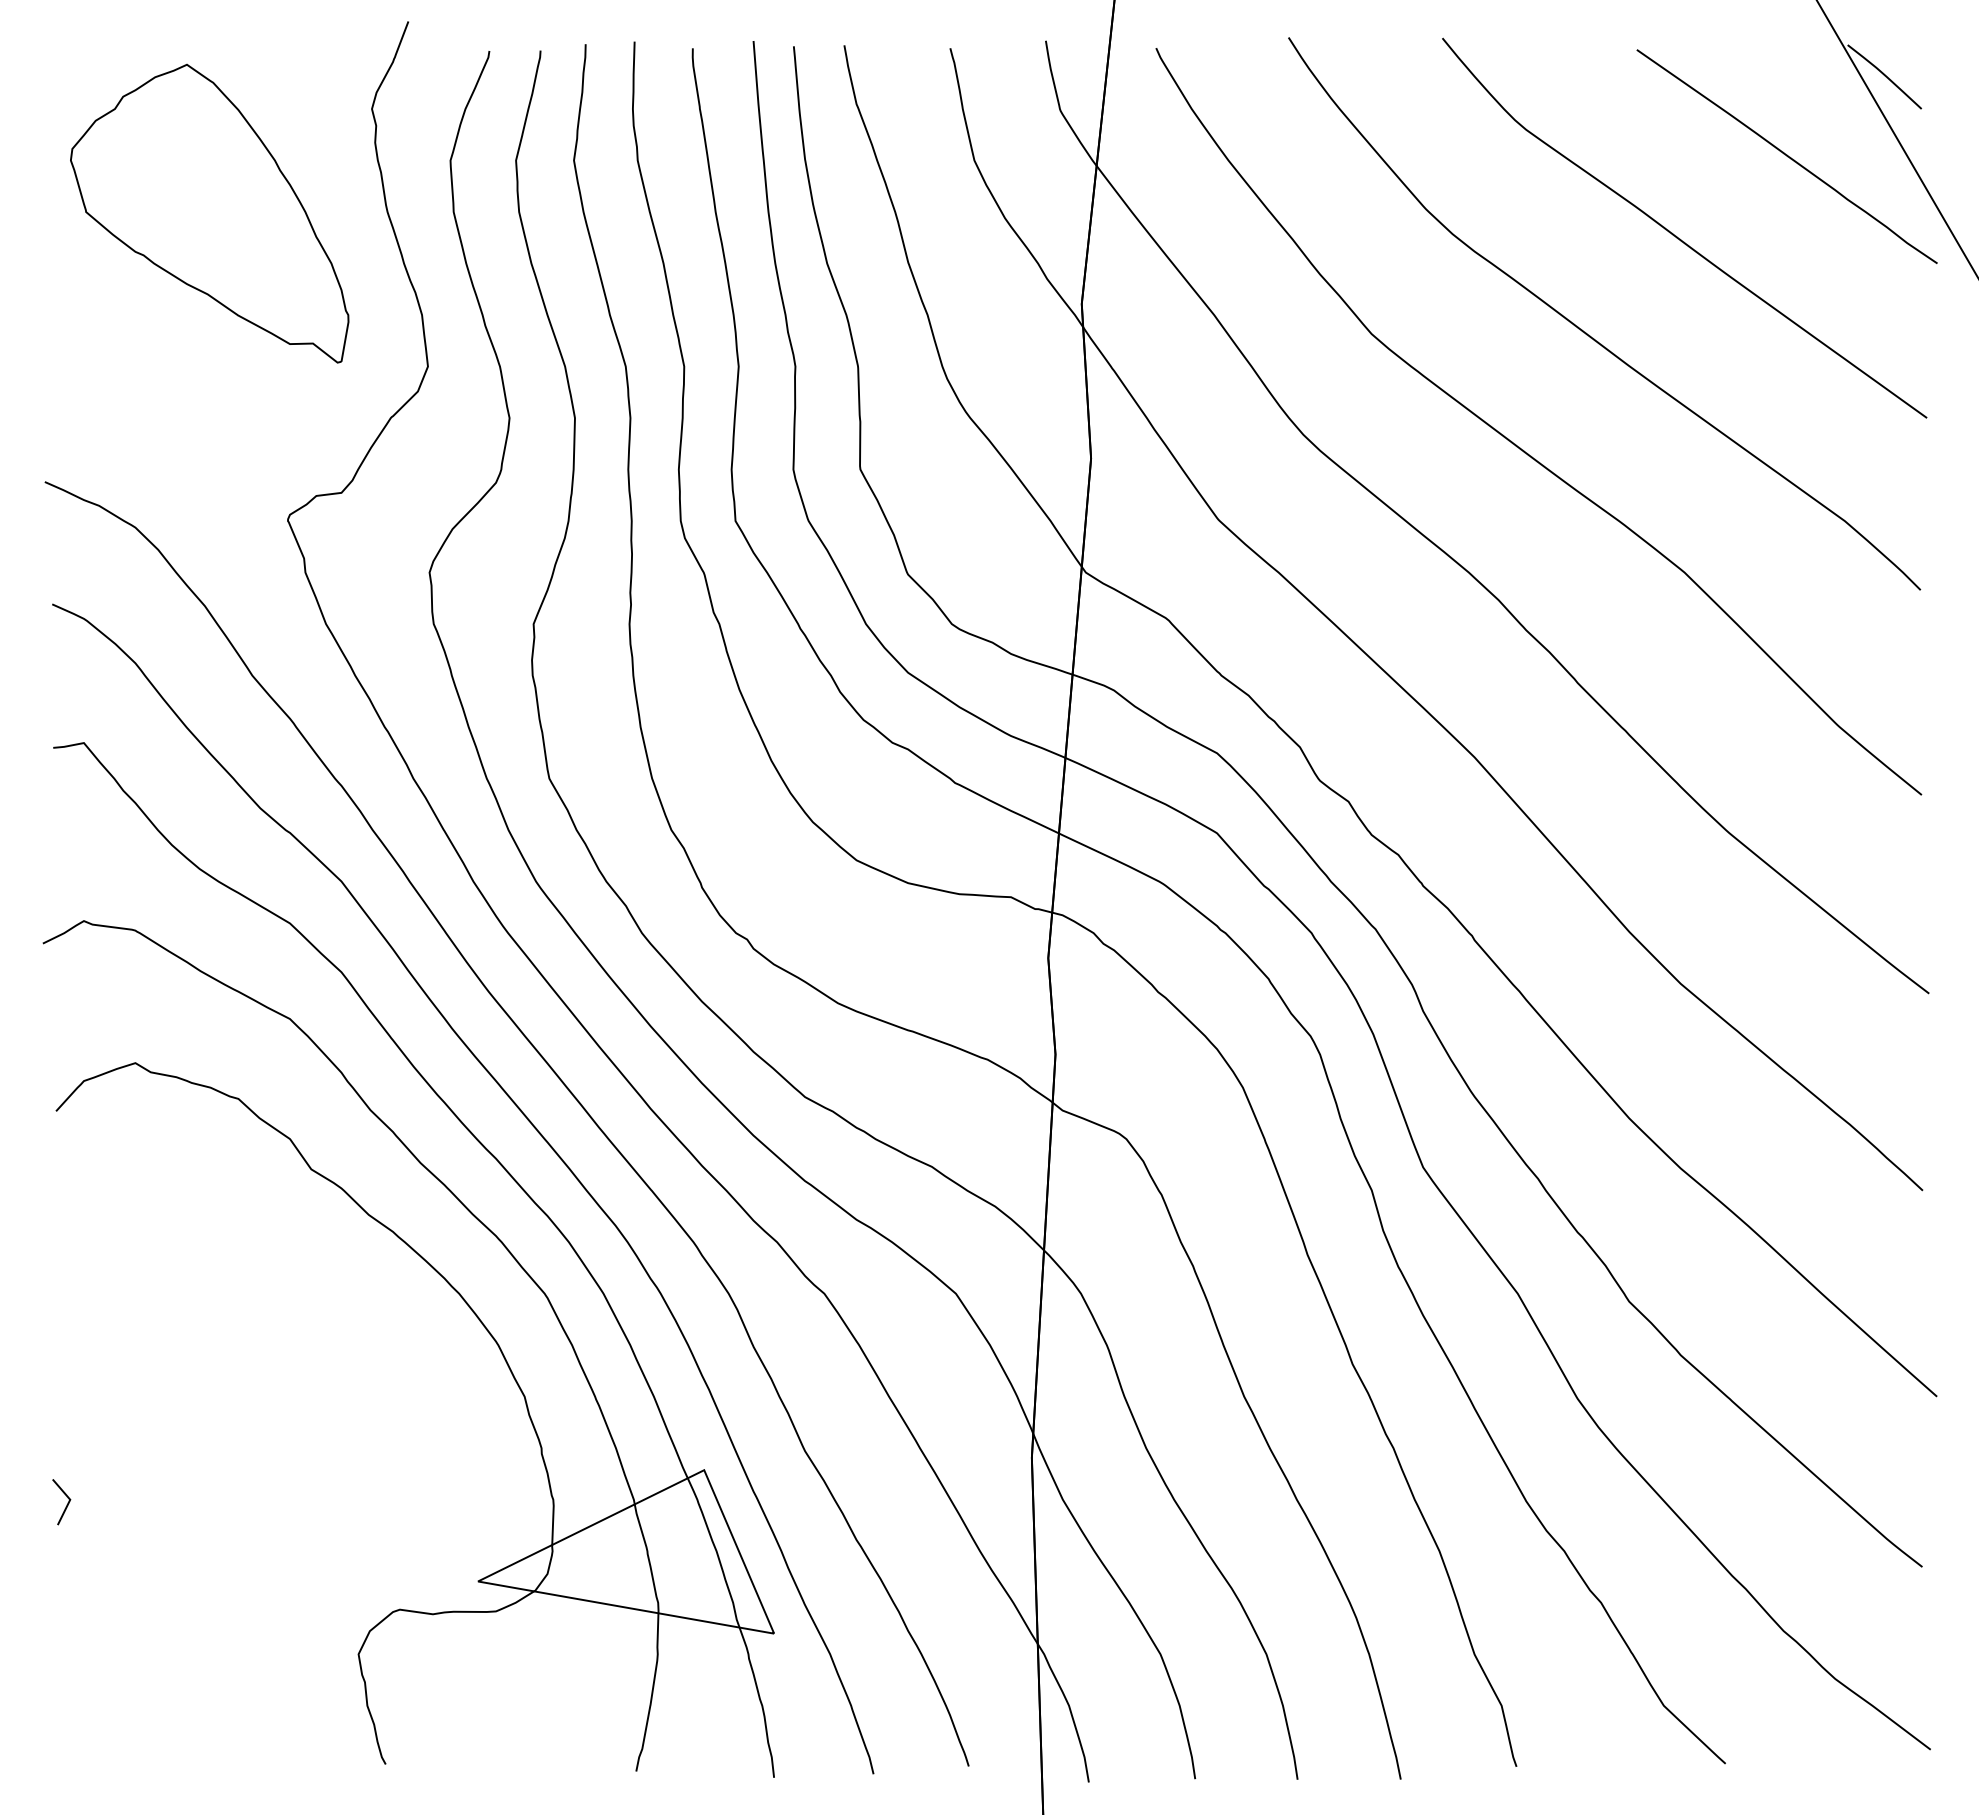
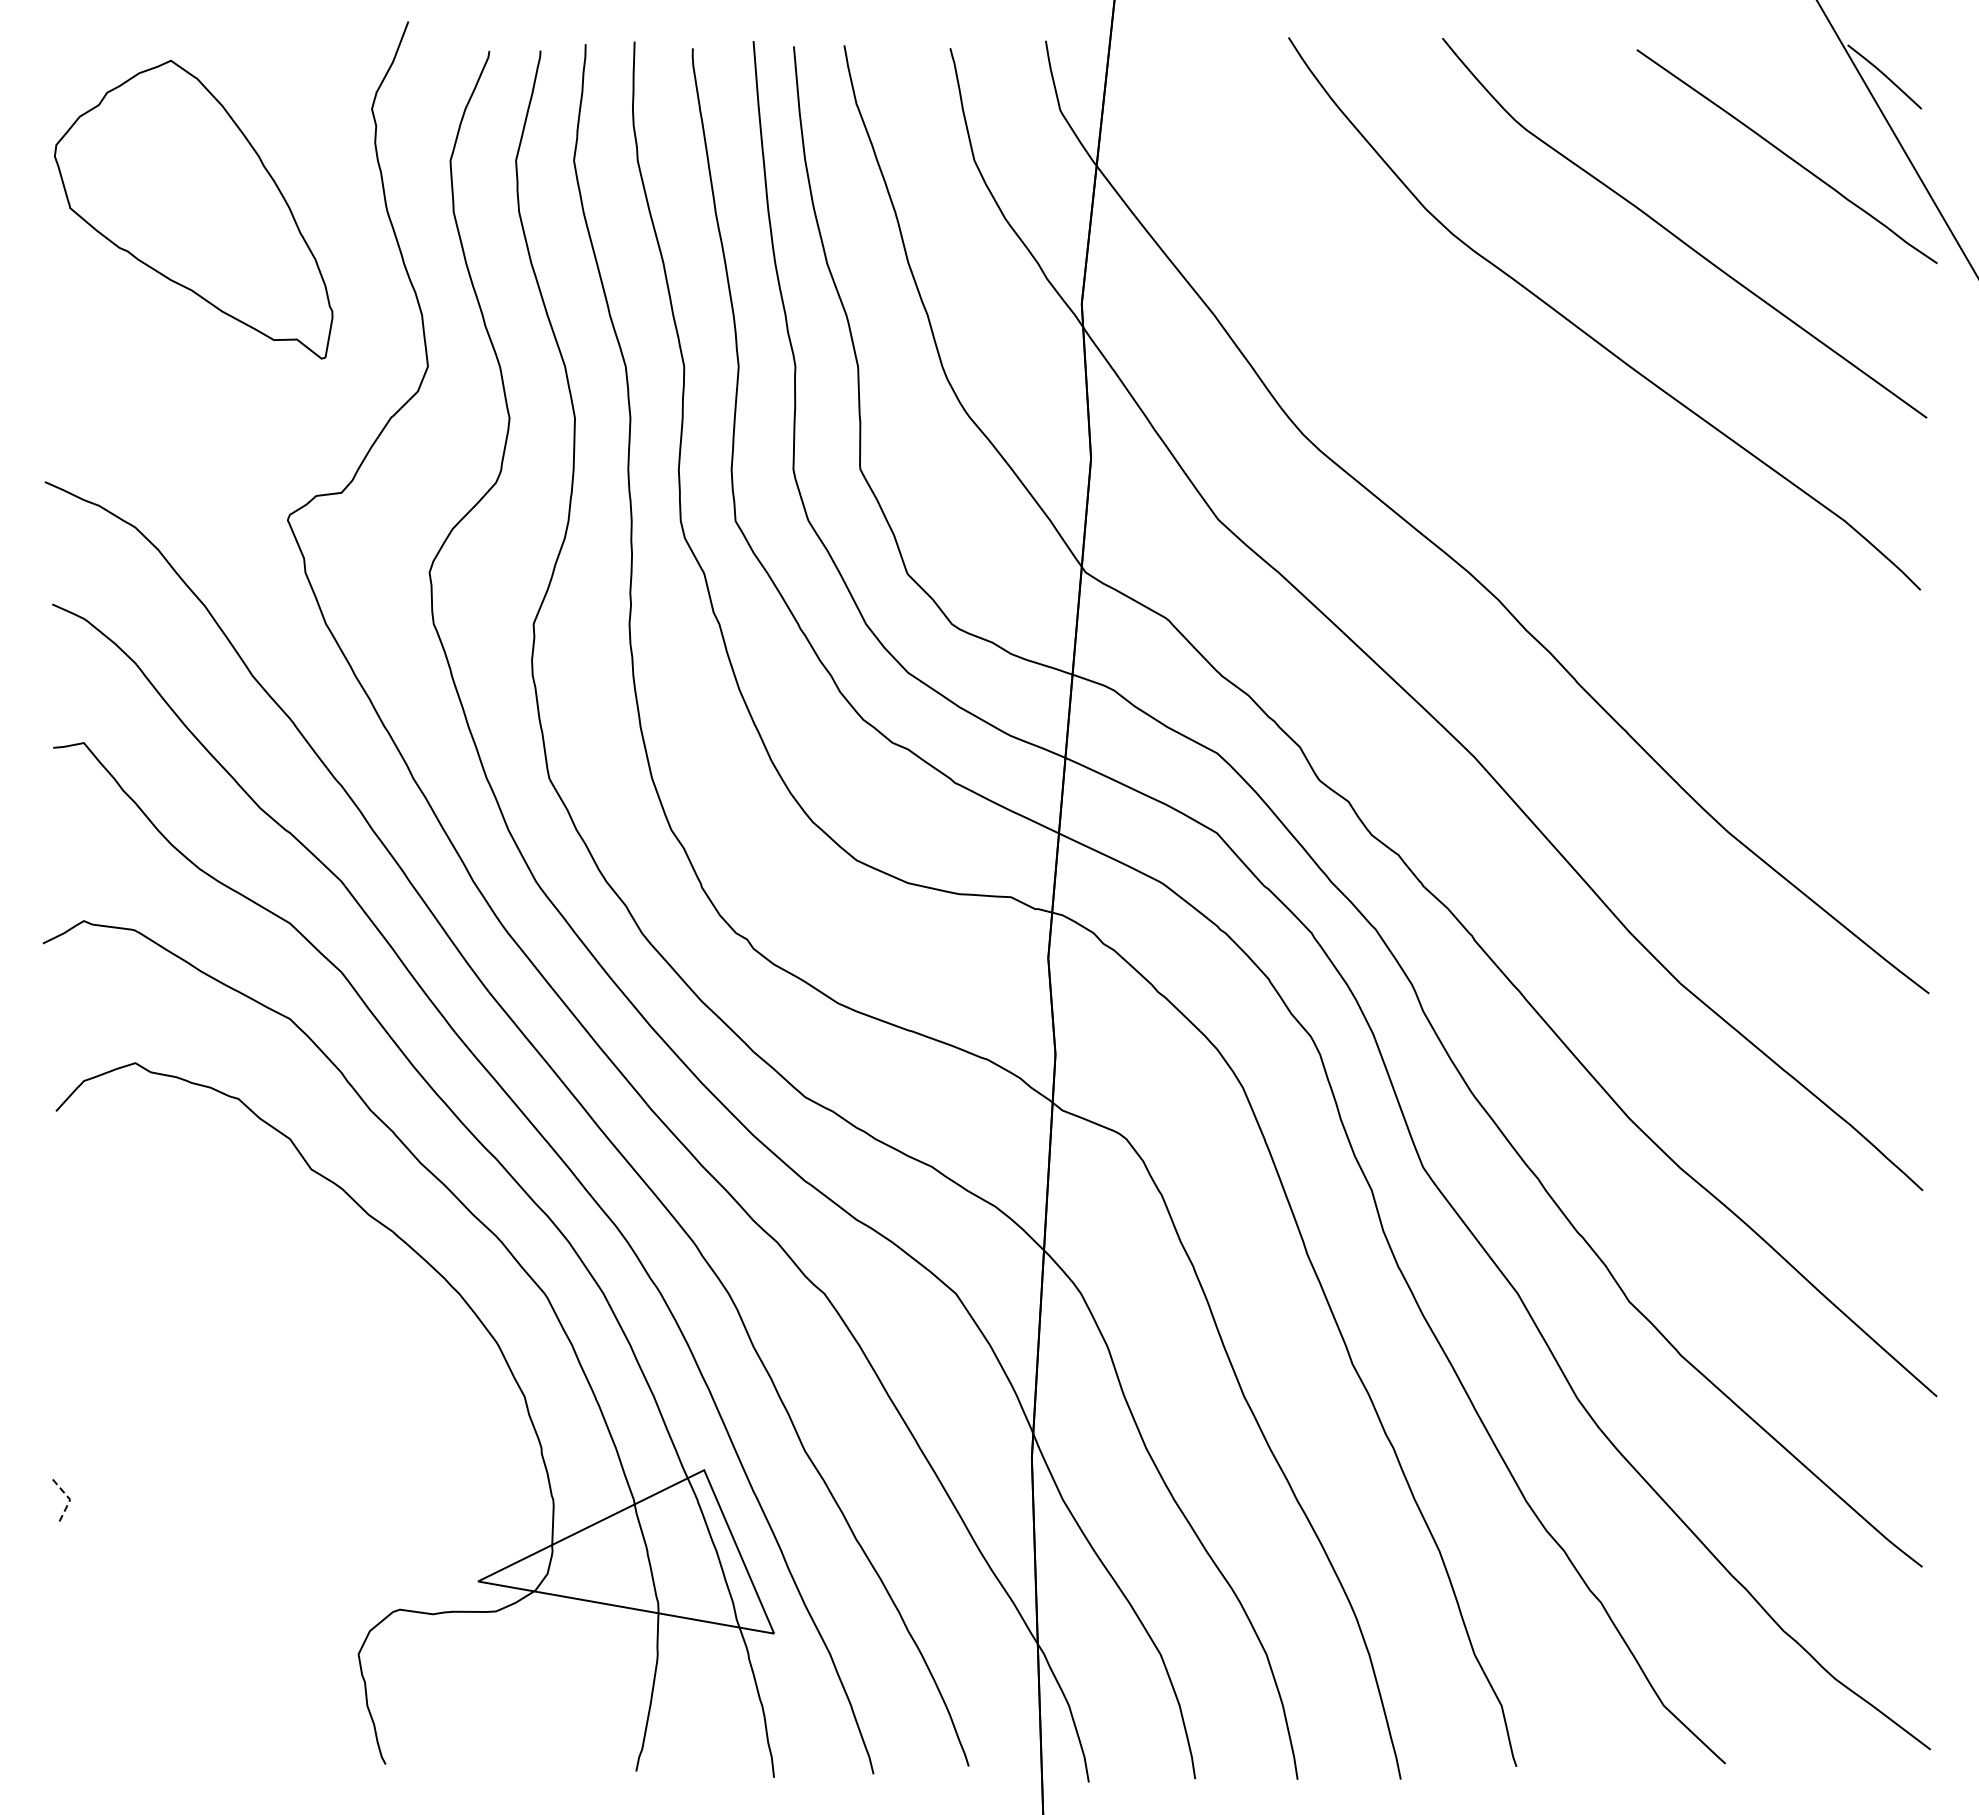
part position: (209, 213) -> (193, 209) (193, 209)
curve: present -> none (1520, 447)
line: solid -> dashed (69, 1500)
